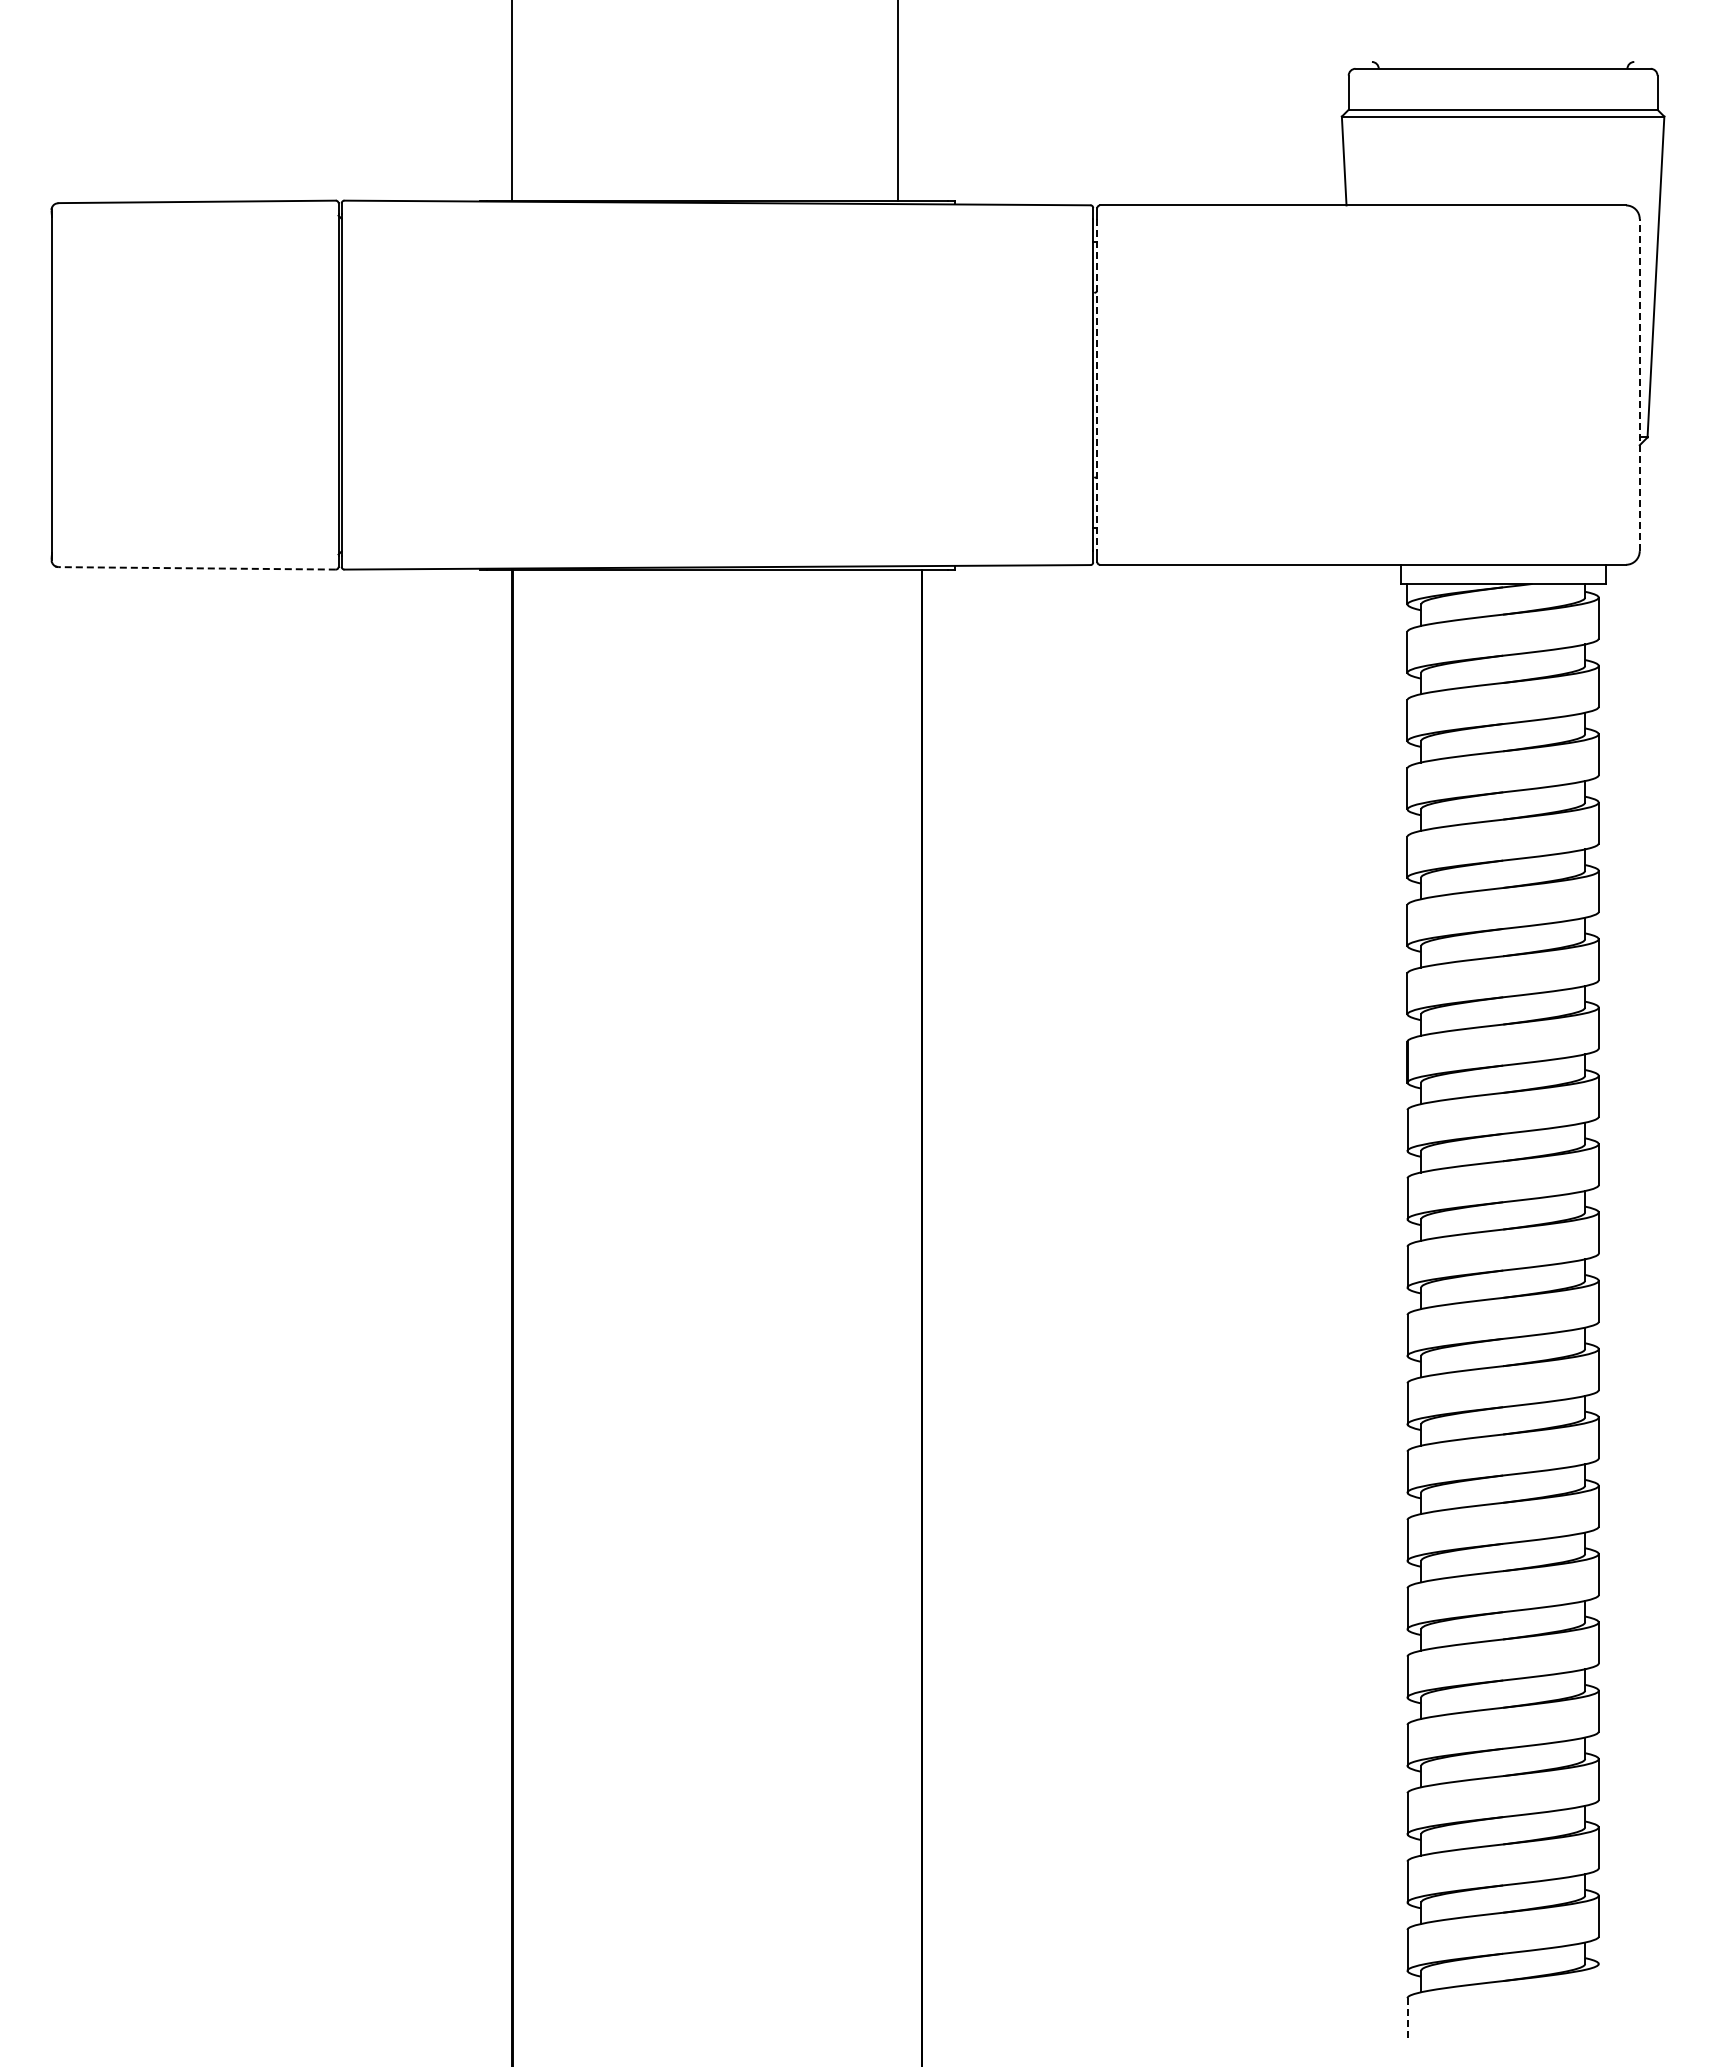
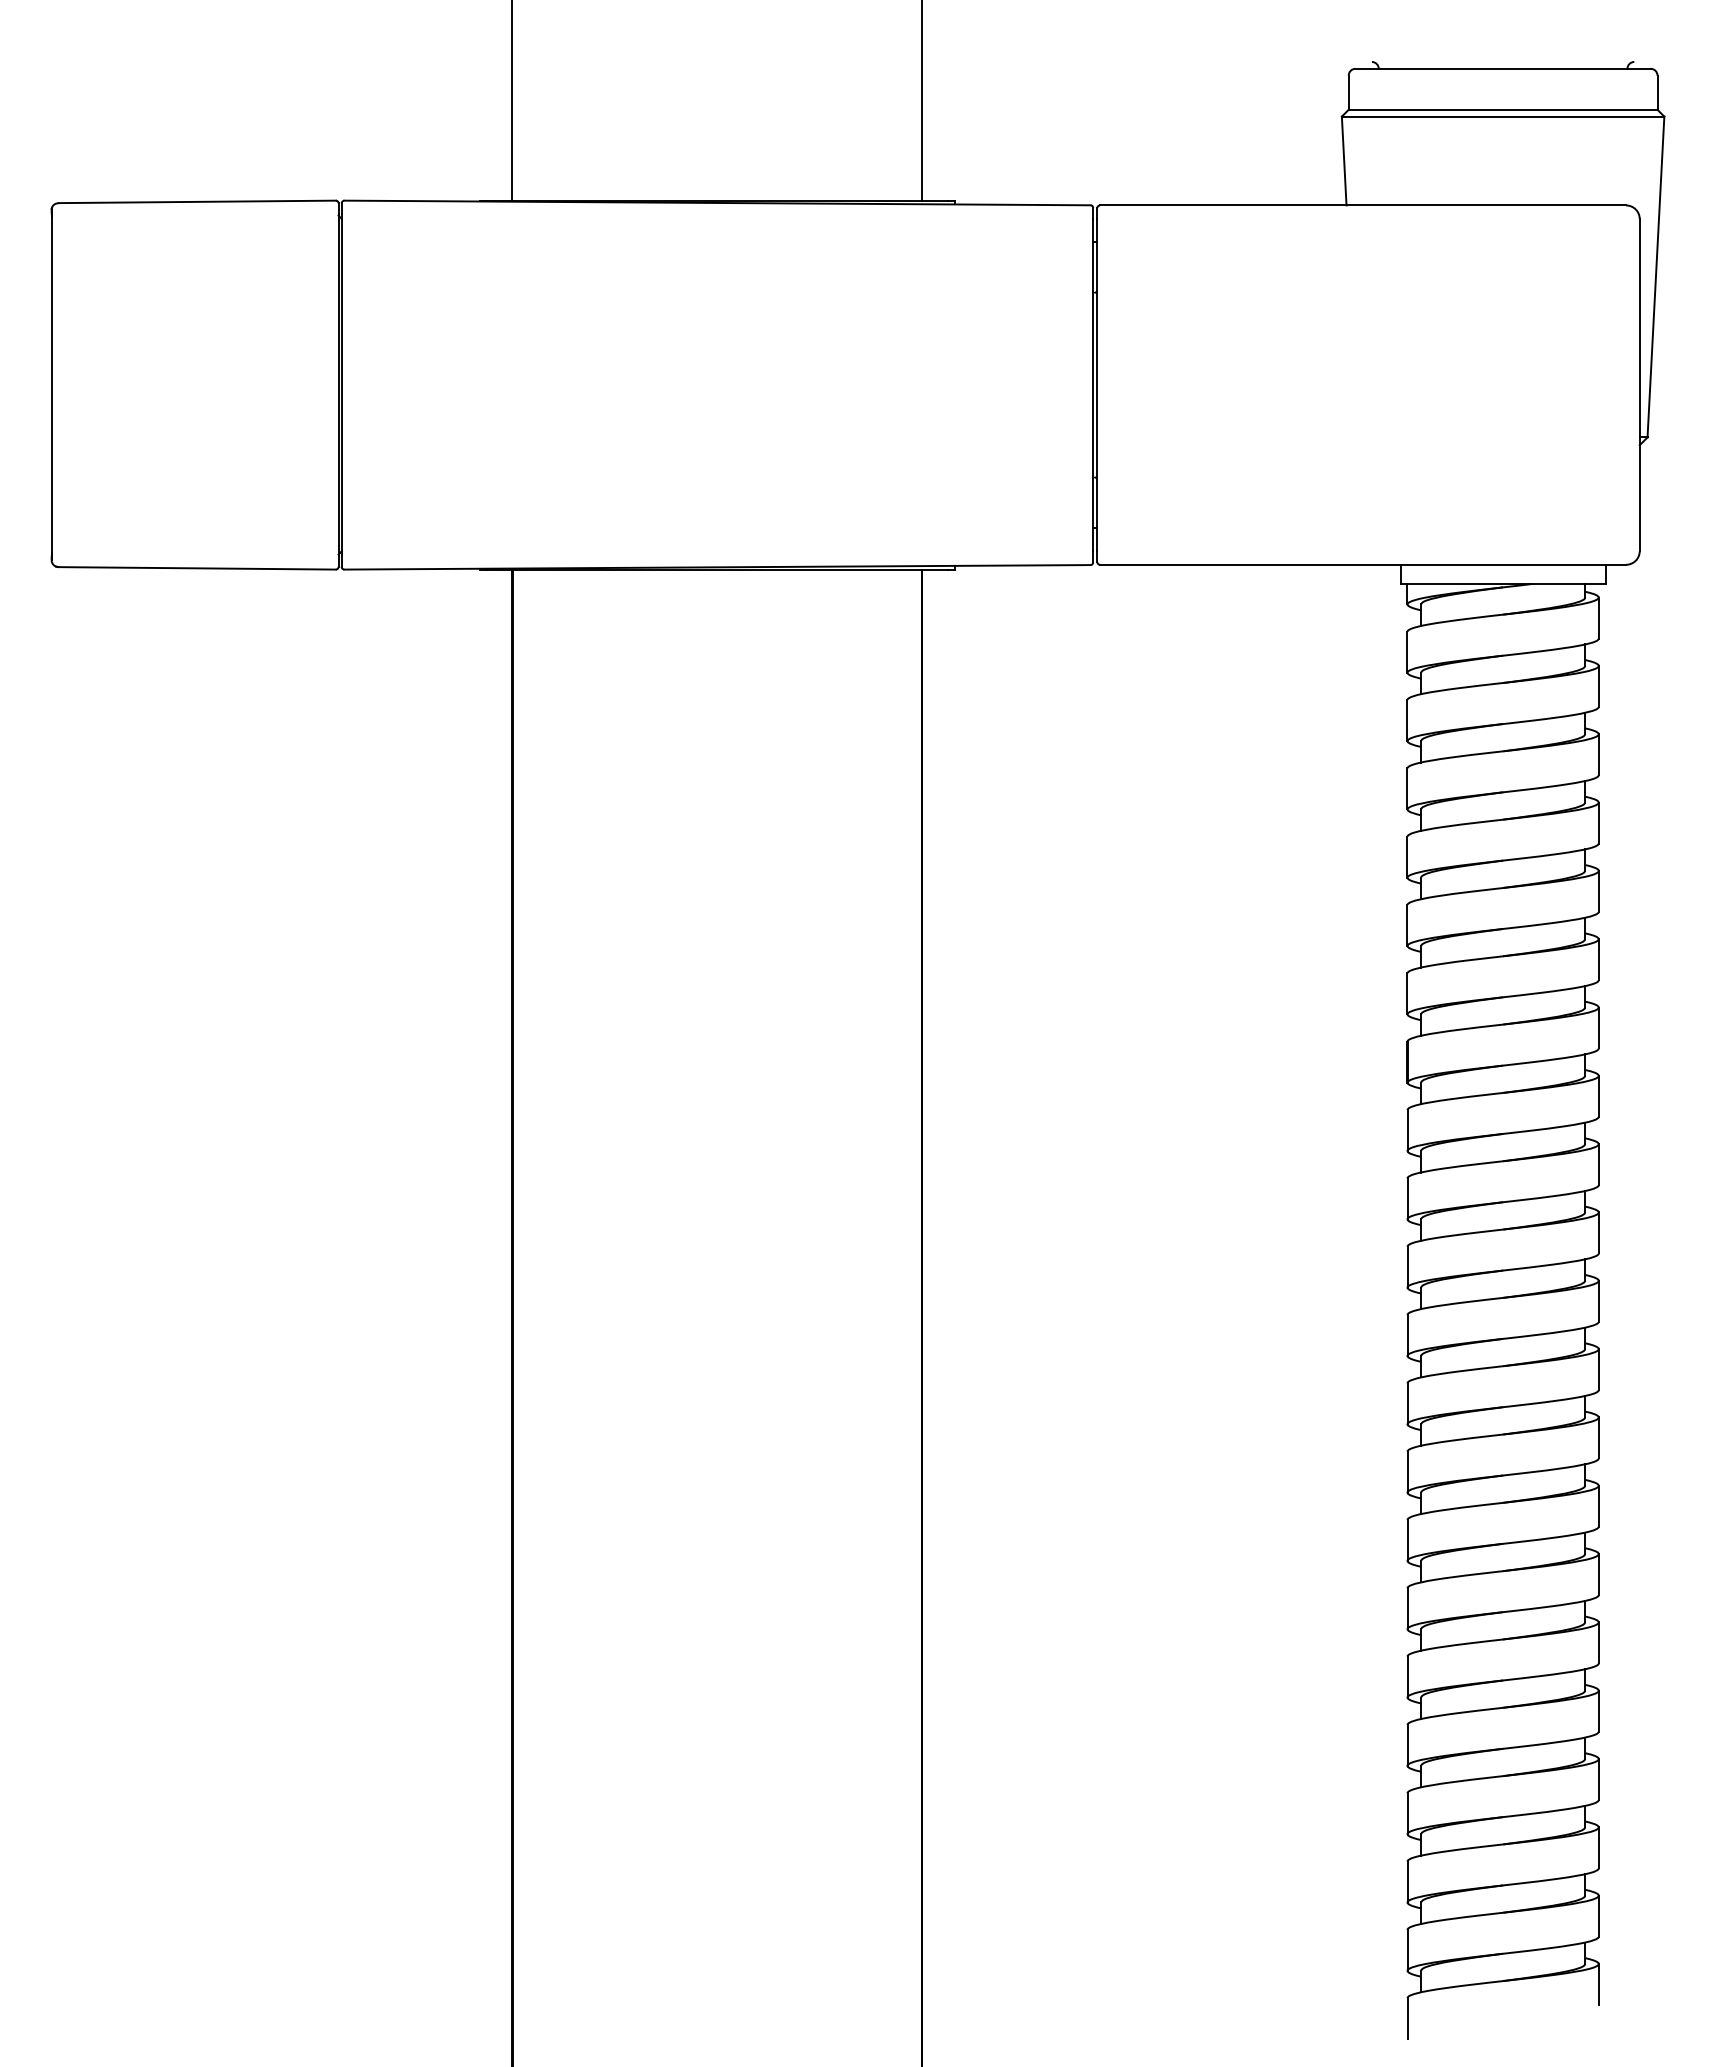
line position: (898, 101) -> (922, 101) (922, 101)
line: dashed -> solid (1639, 384)
line: dashed -> solid (1097, 385)
line: dashed -> solid (197, 568)
line: none -> present (1598, 1983)
line: dashed -> solid (1407, 2019)
